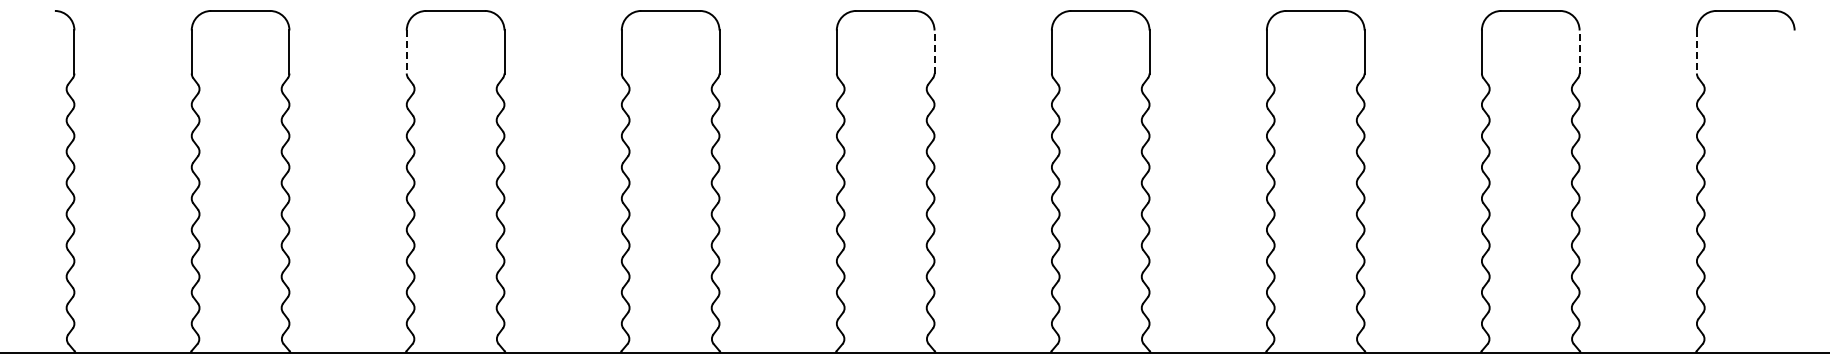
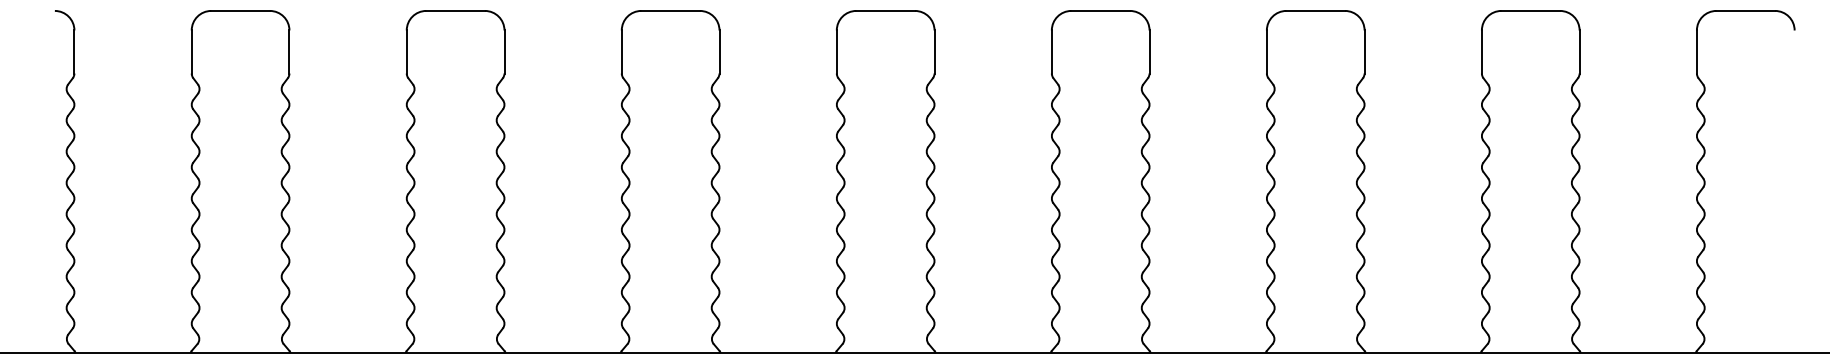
line: dashed -> solid (406, 52)
line: dashed -> solid (934, 52)
line: dashed -> solid (1579, 52)
line: dashed -> solid (1696, 52)
